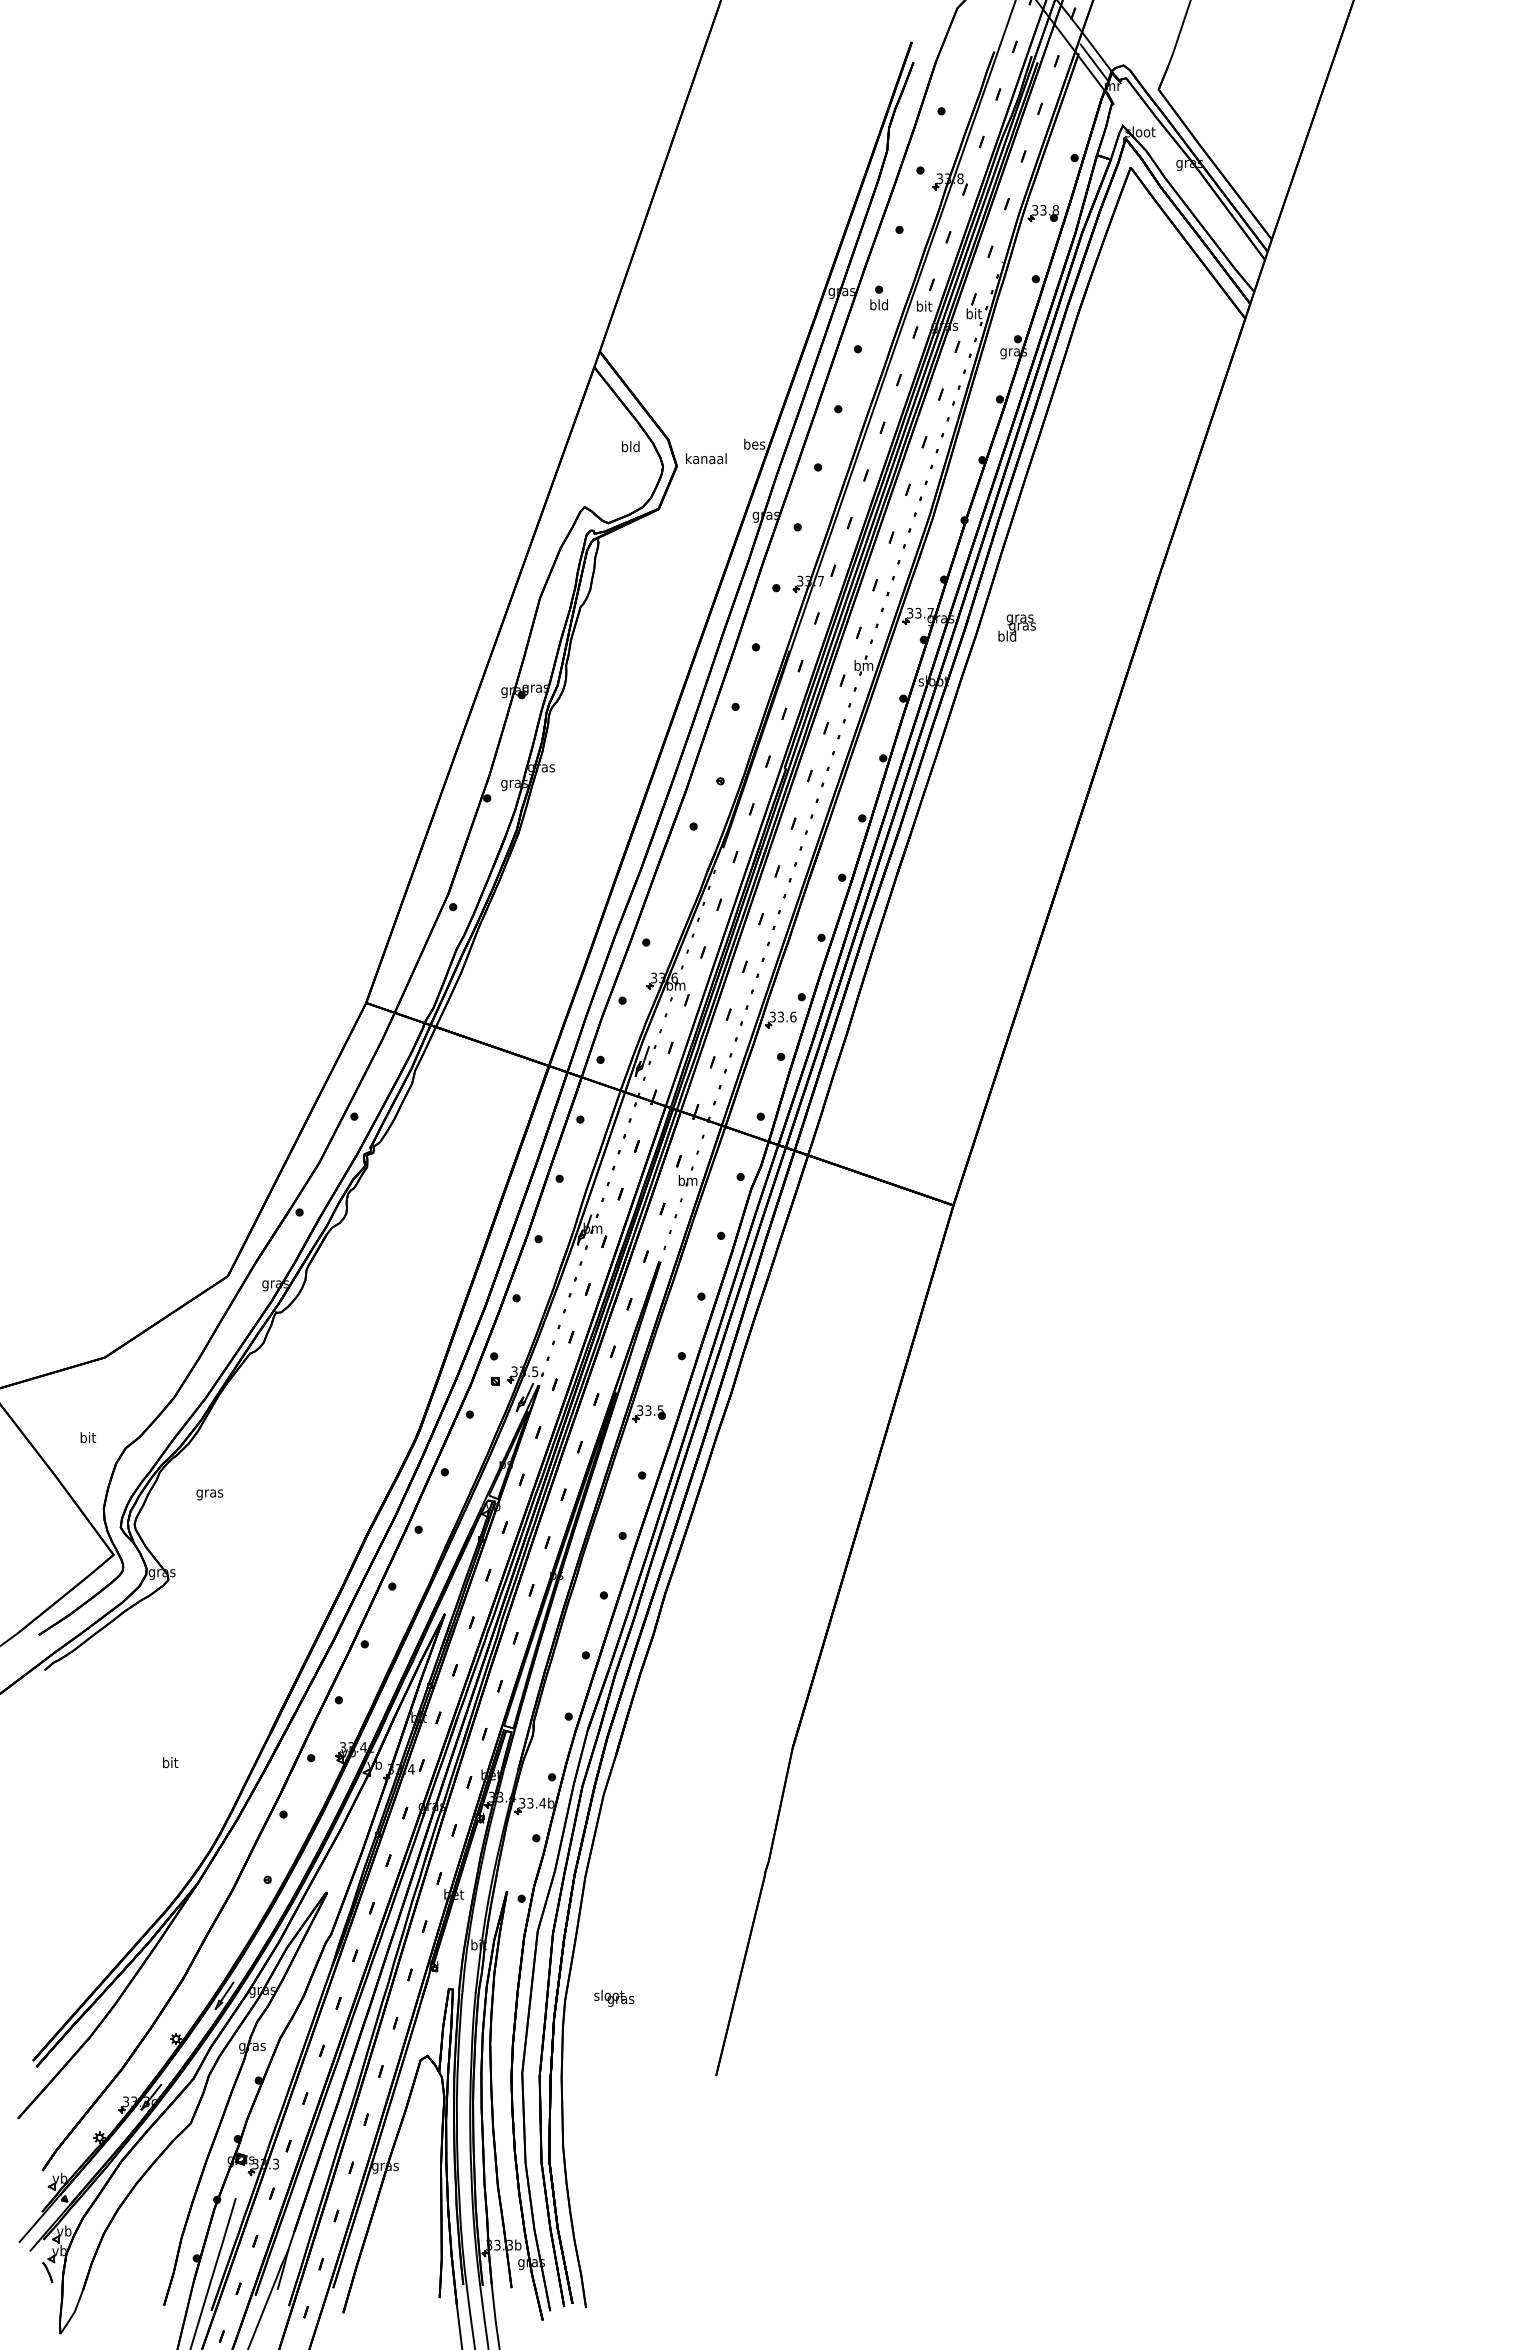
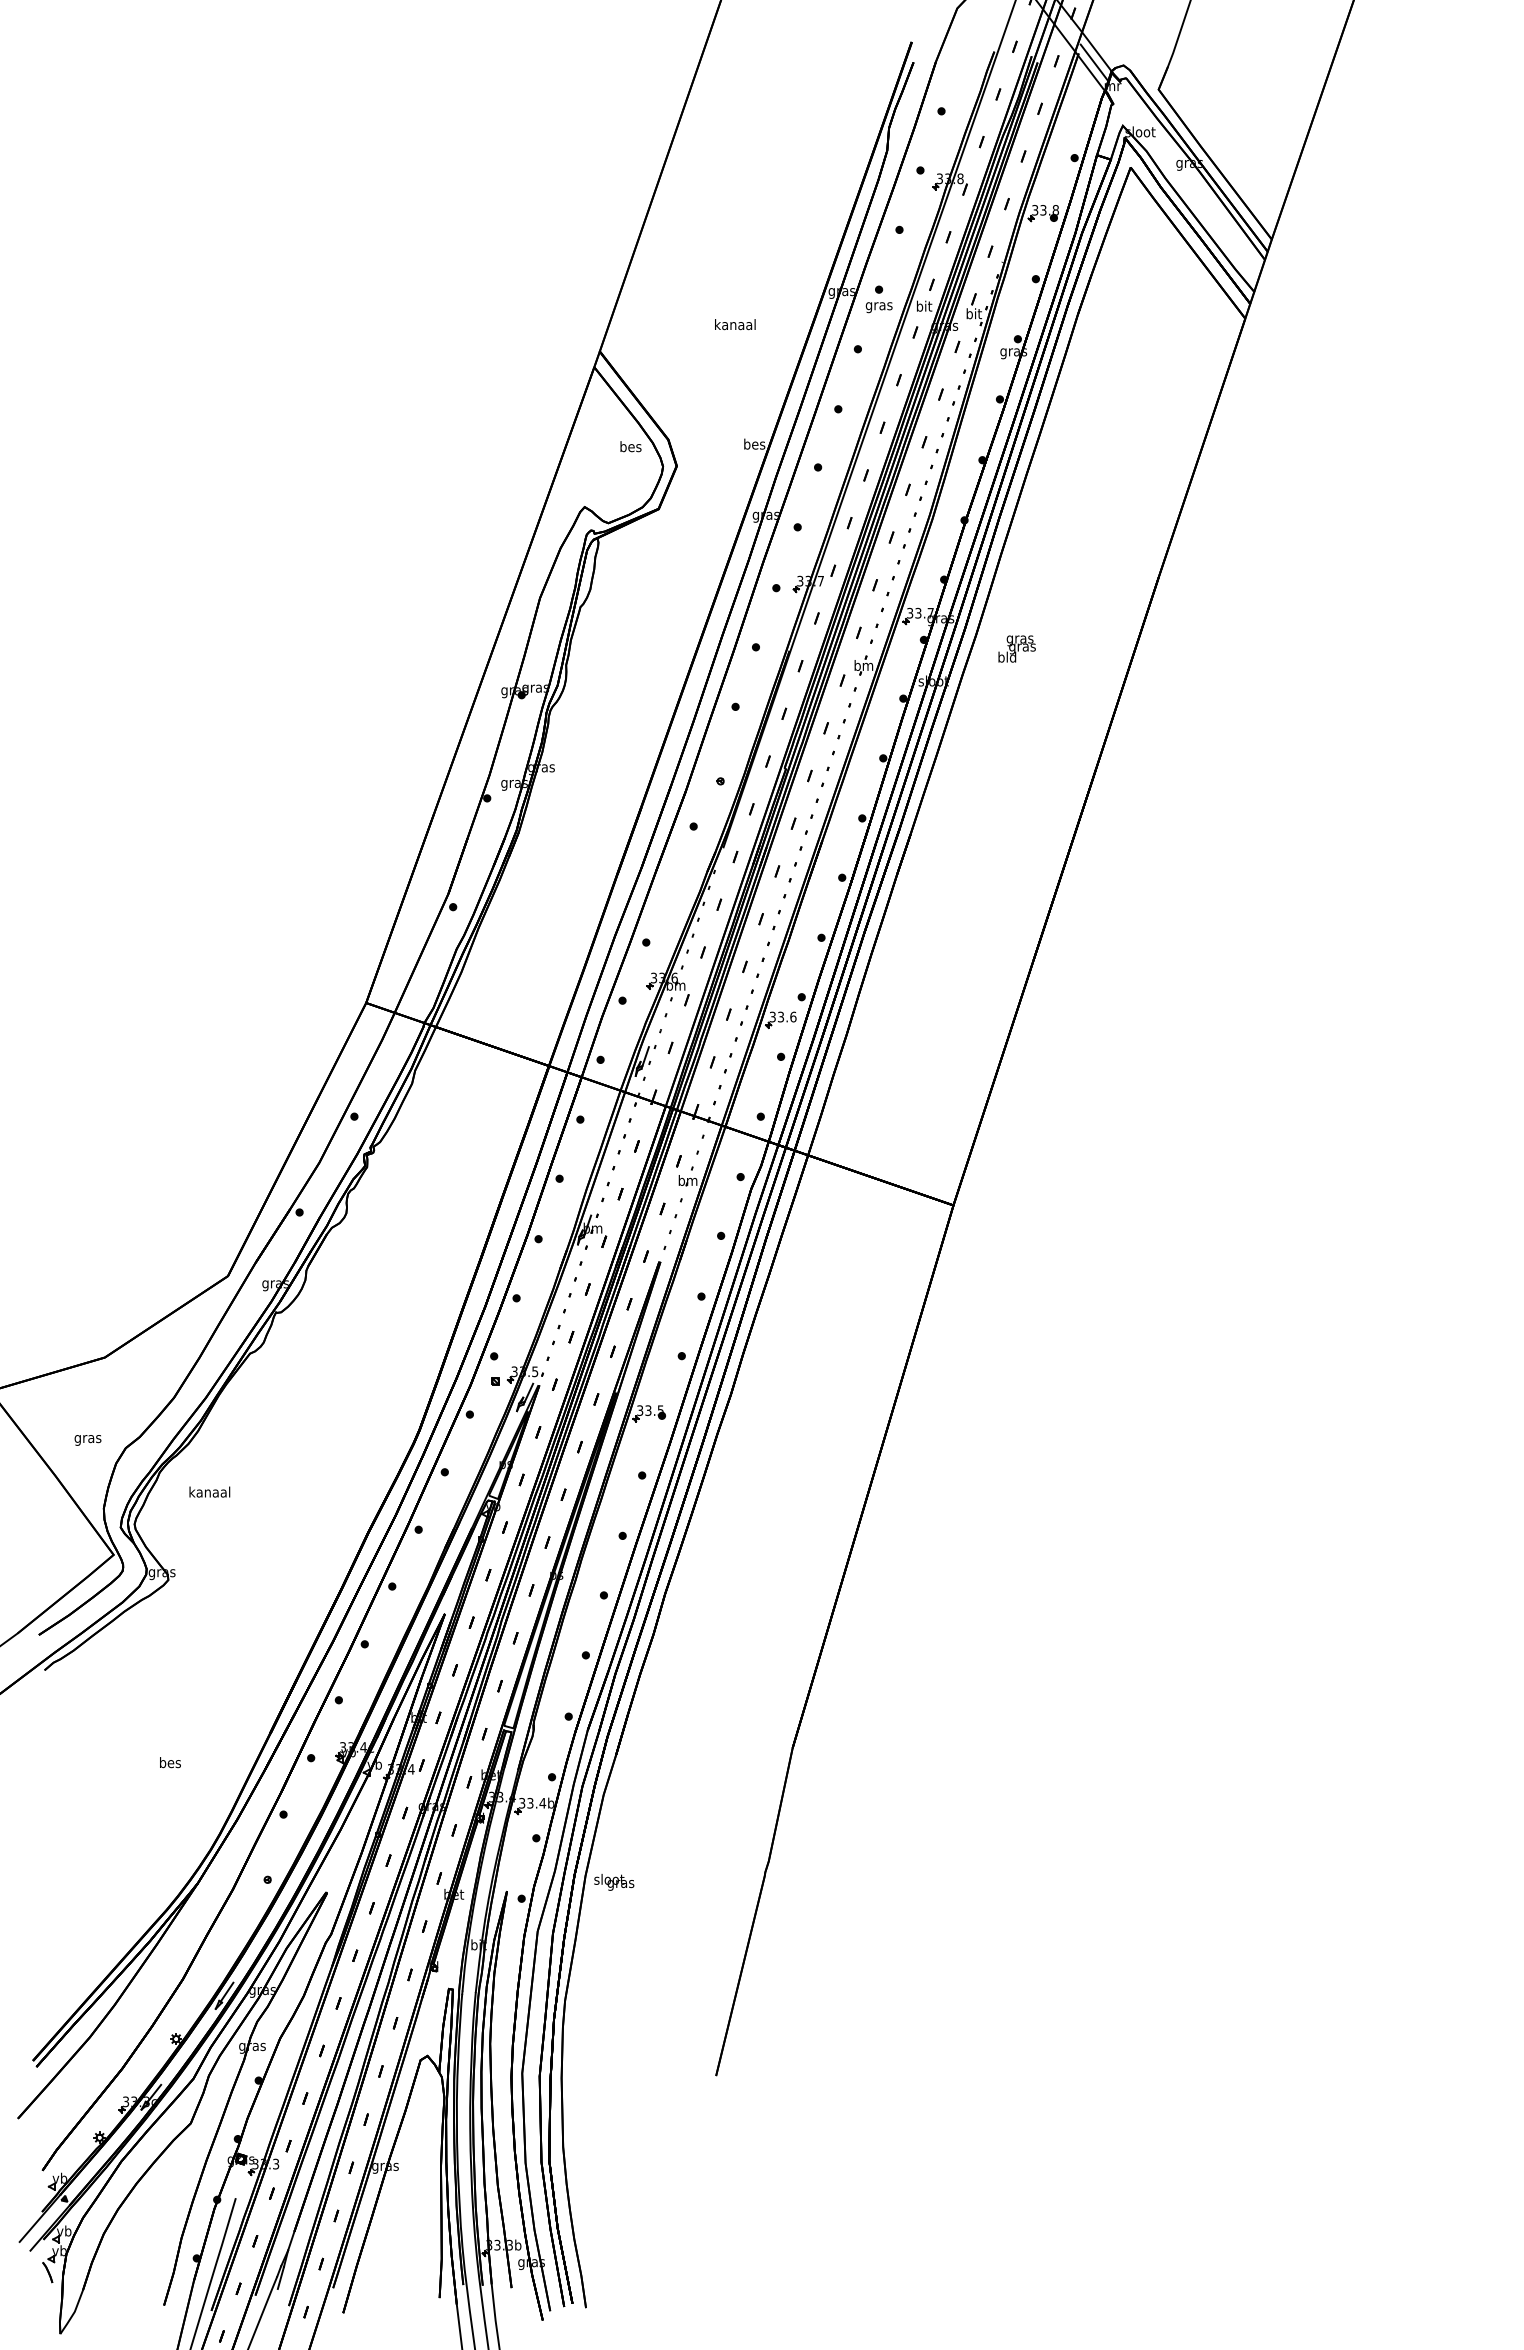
text: bld -> gras (878, 306)
text: bld -> bes (630, 446)
text position: (706, 458) -> (735, 324) (735, 324)
text position: (1016, 627) -> (1016, 648) (1016, 648)
text: bit -> gras (87, 1438)
text: gras -> kanaal (209, 1493)
text: bit -> bes (170, 1762)
text position: (614, 1998) -> (614, 1882) (614, 1882)
